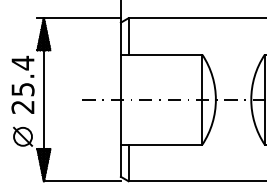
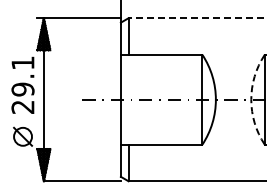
line: solid -> dashed (197, 18)
text: 25.4 -> 29.1 (22, 75)
arc: solid -> dashed (251, 99)
